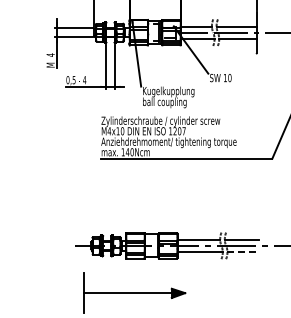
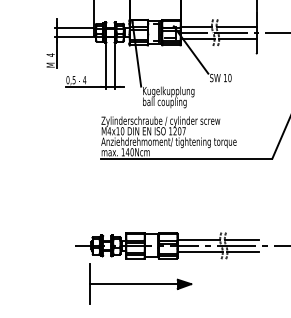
line: dashed -> solid (243, 251)
part position: (134, 292) -> (140, 283) (140, 283)
